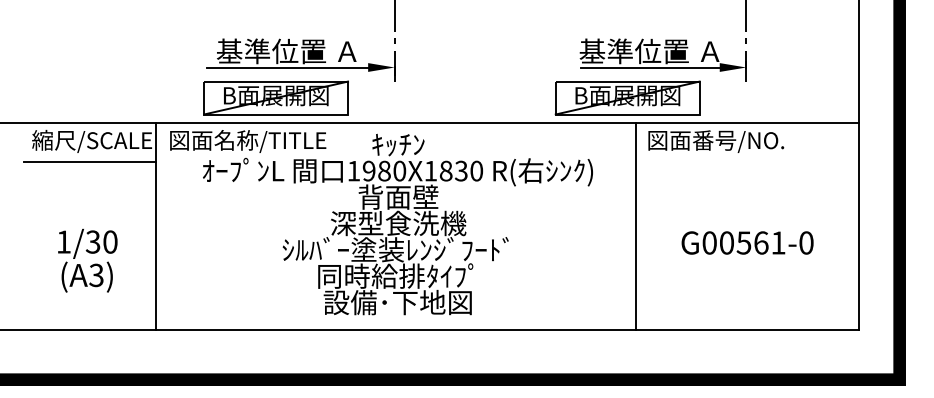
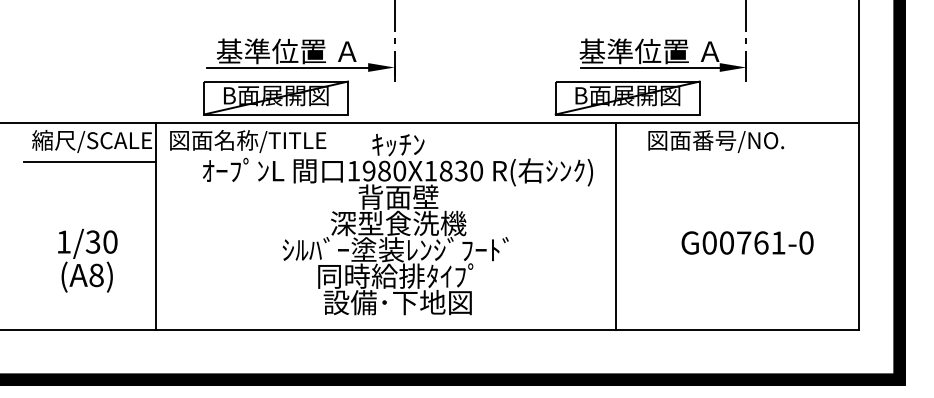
line position: (636, 226) -> (616, 226) (616, 226)
text: G00561-0 -> G00761-0 (743, 242)
text: (A3) -> (A8) (96, 274)
